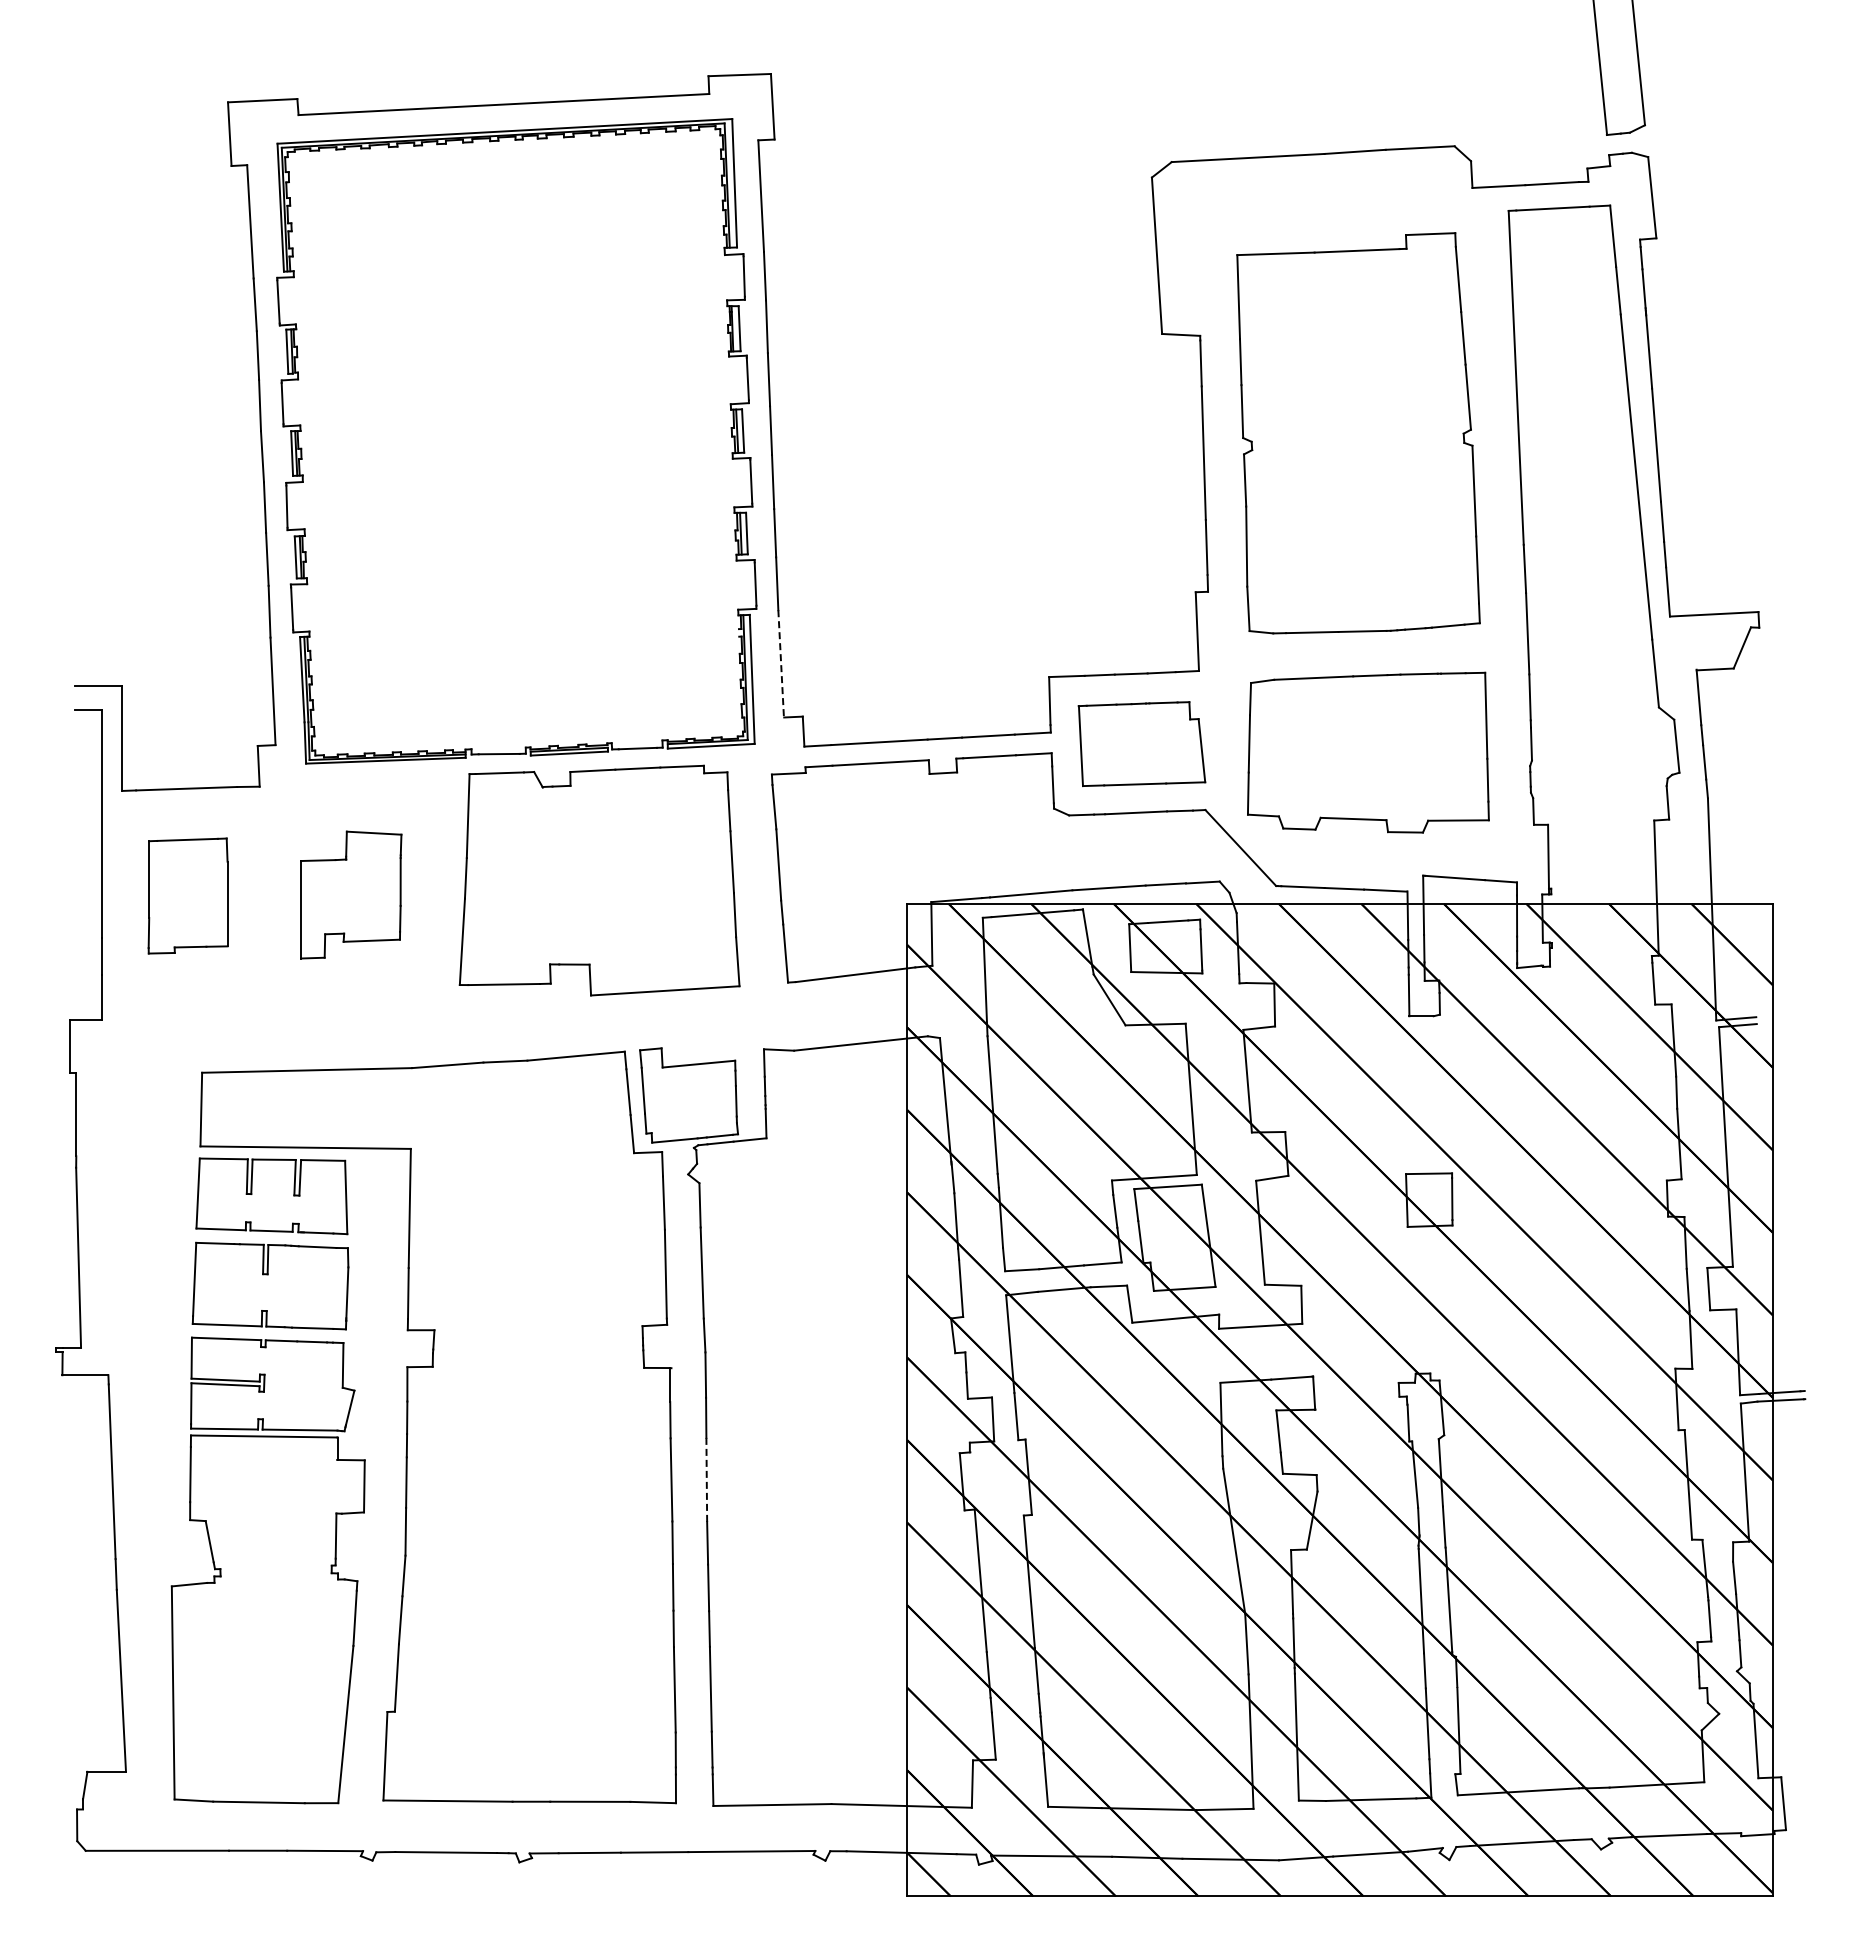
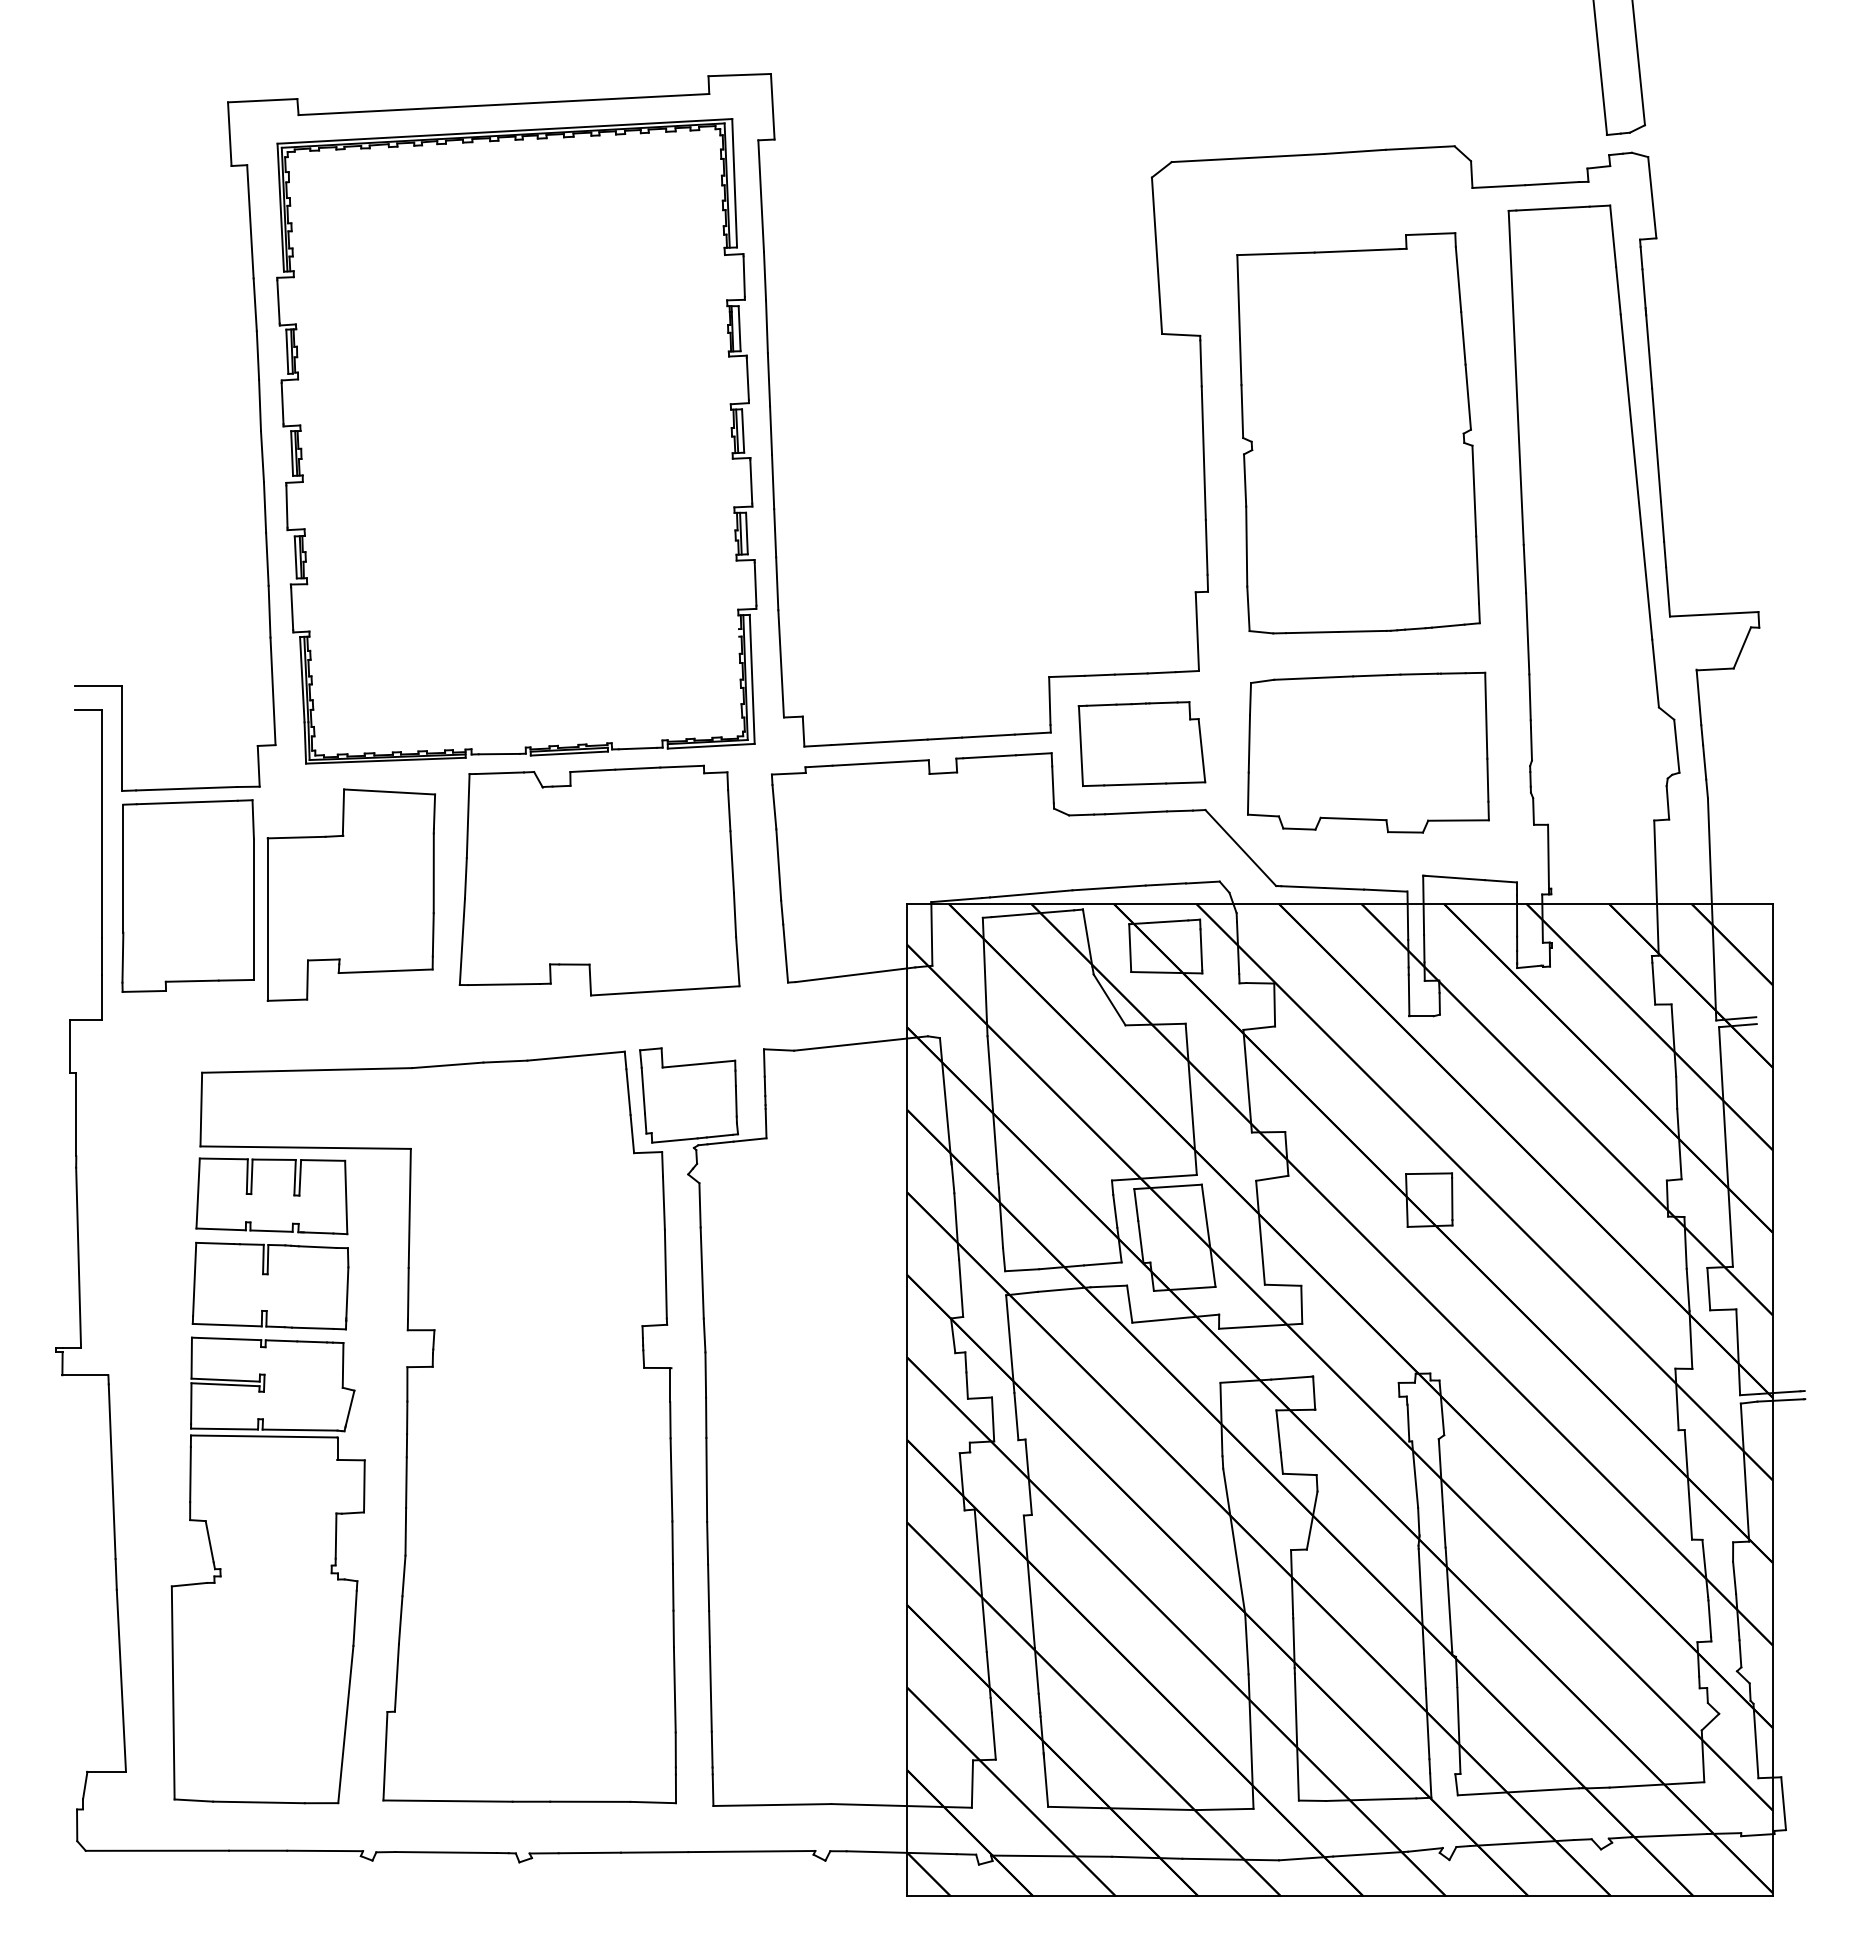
line: dashed -> solid (781, 663)
part size: 103x130 px -> 170x214 px (350, 894)
part size: 82x118 px -> 134x194 px (187, 895)
line: dashed -> solid (706, 1480)
